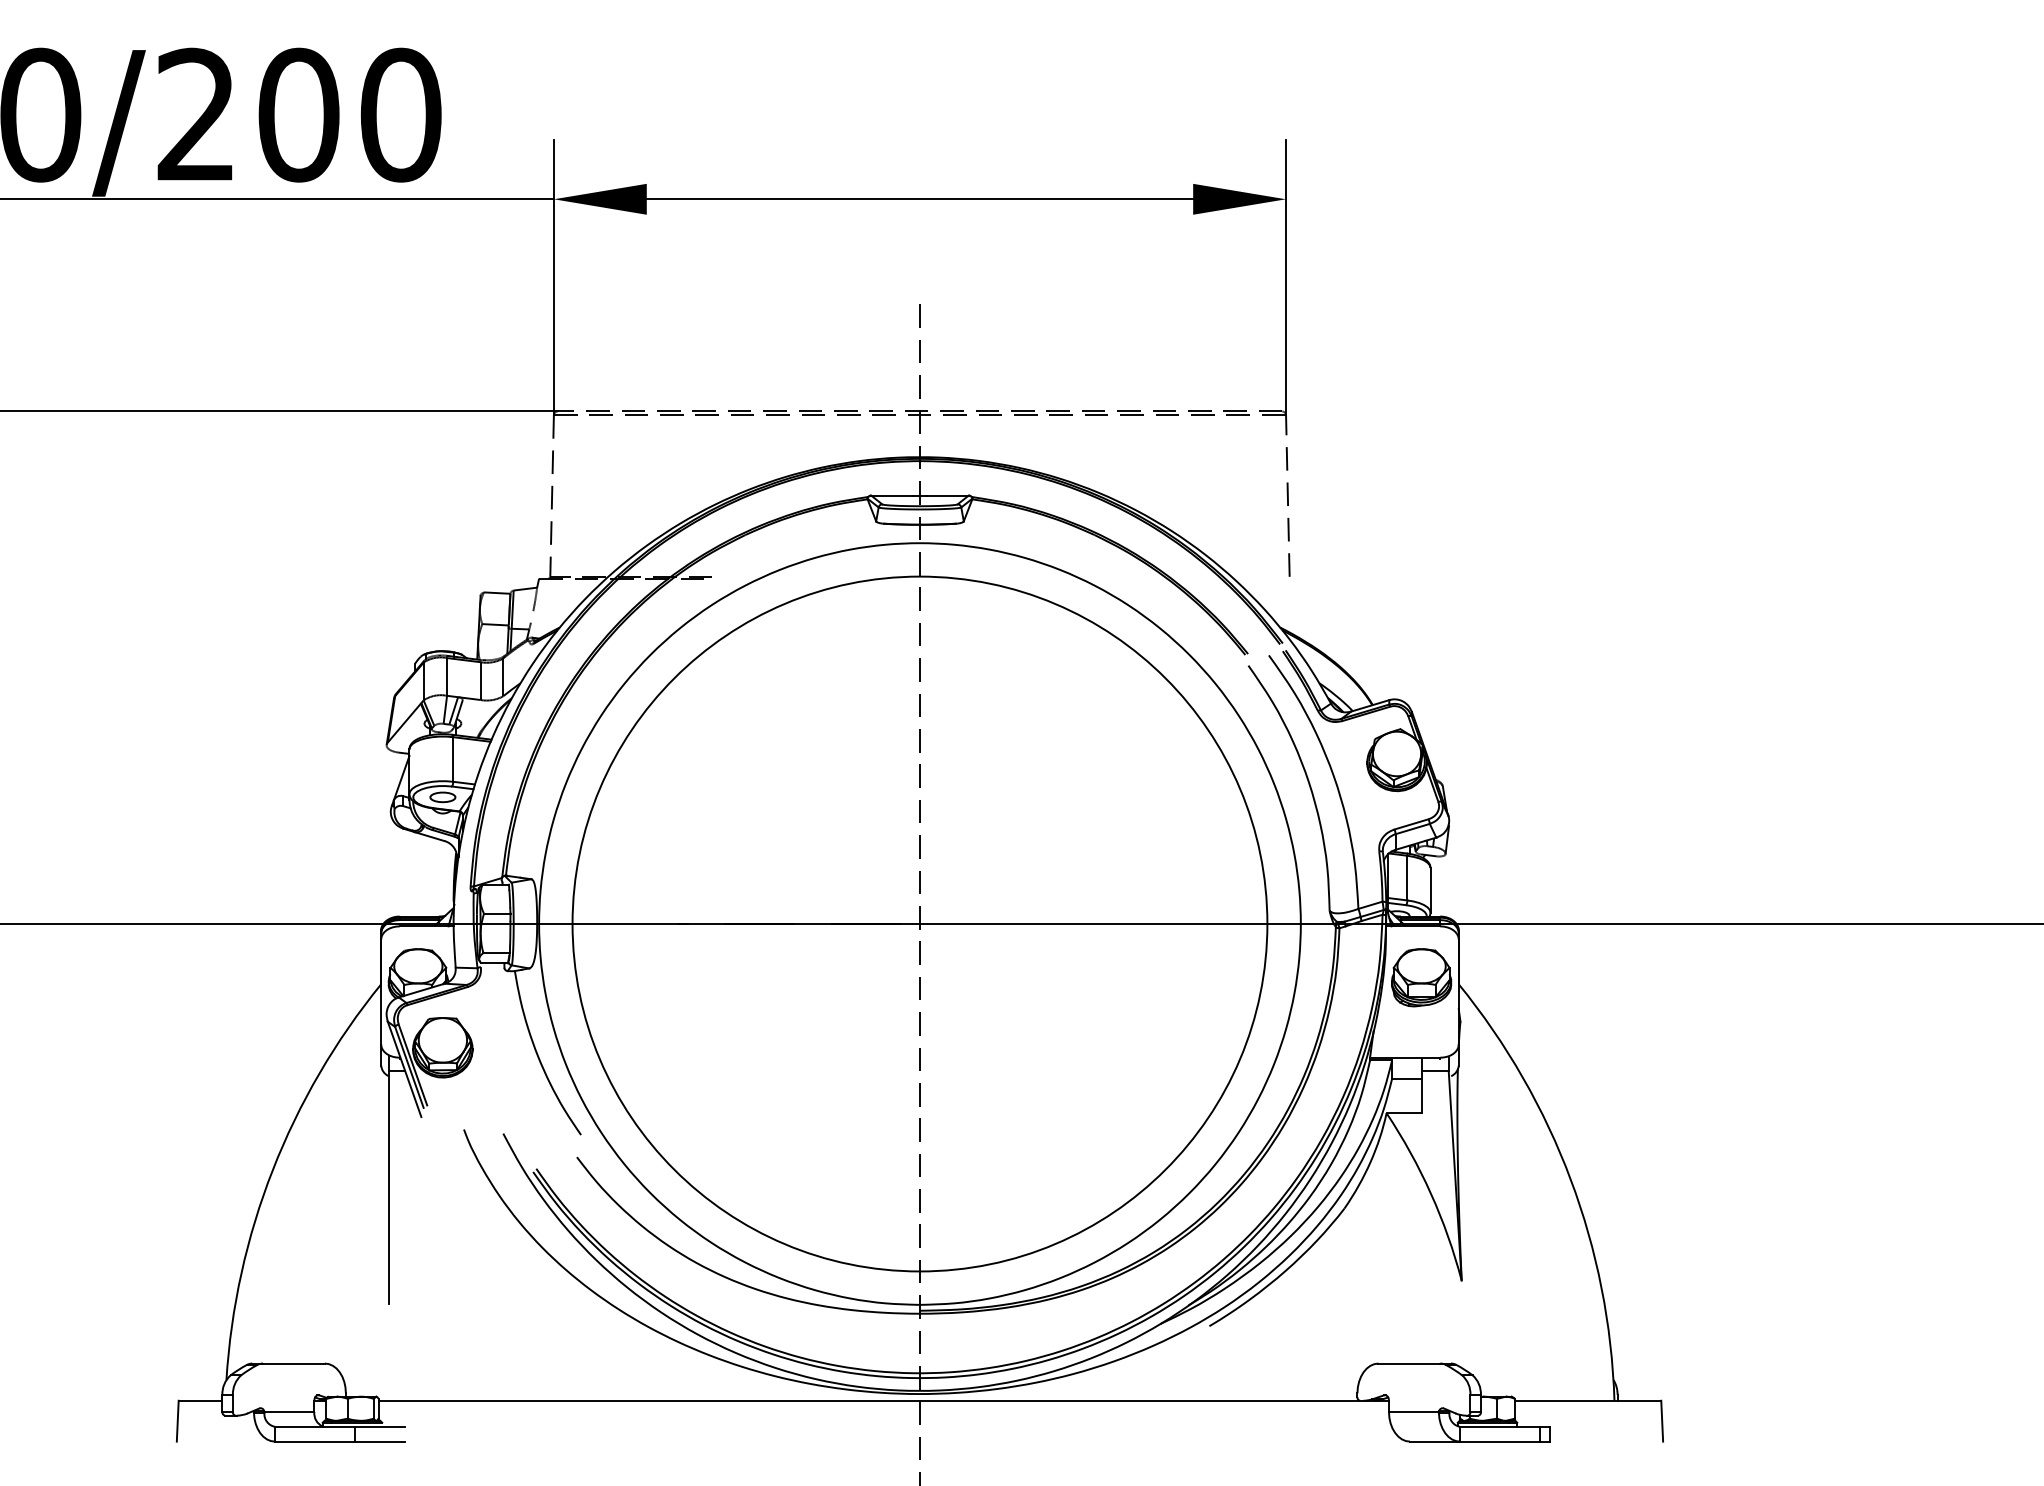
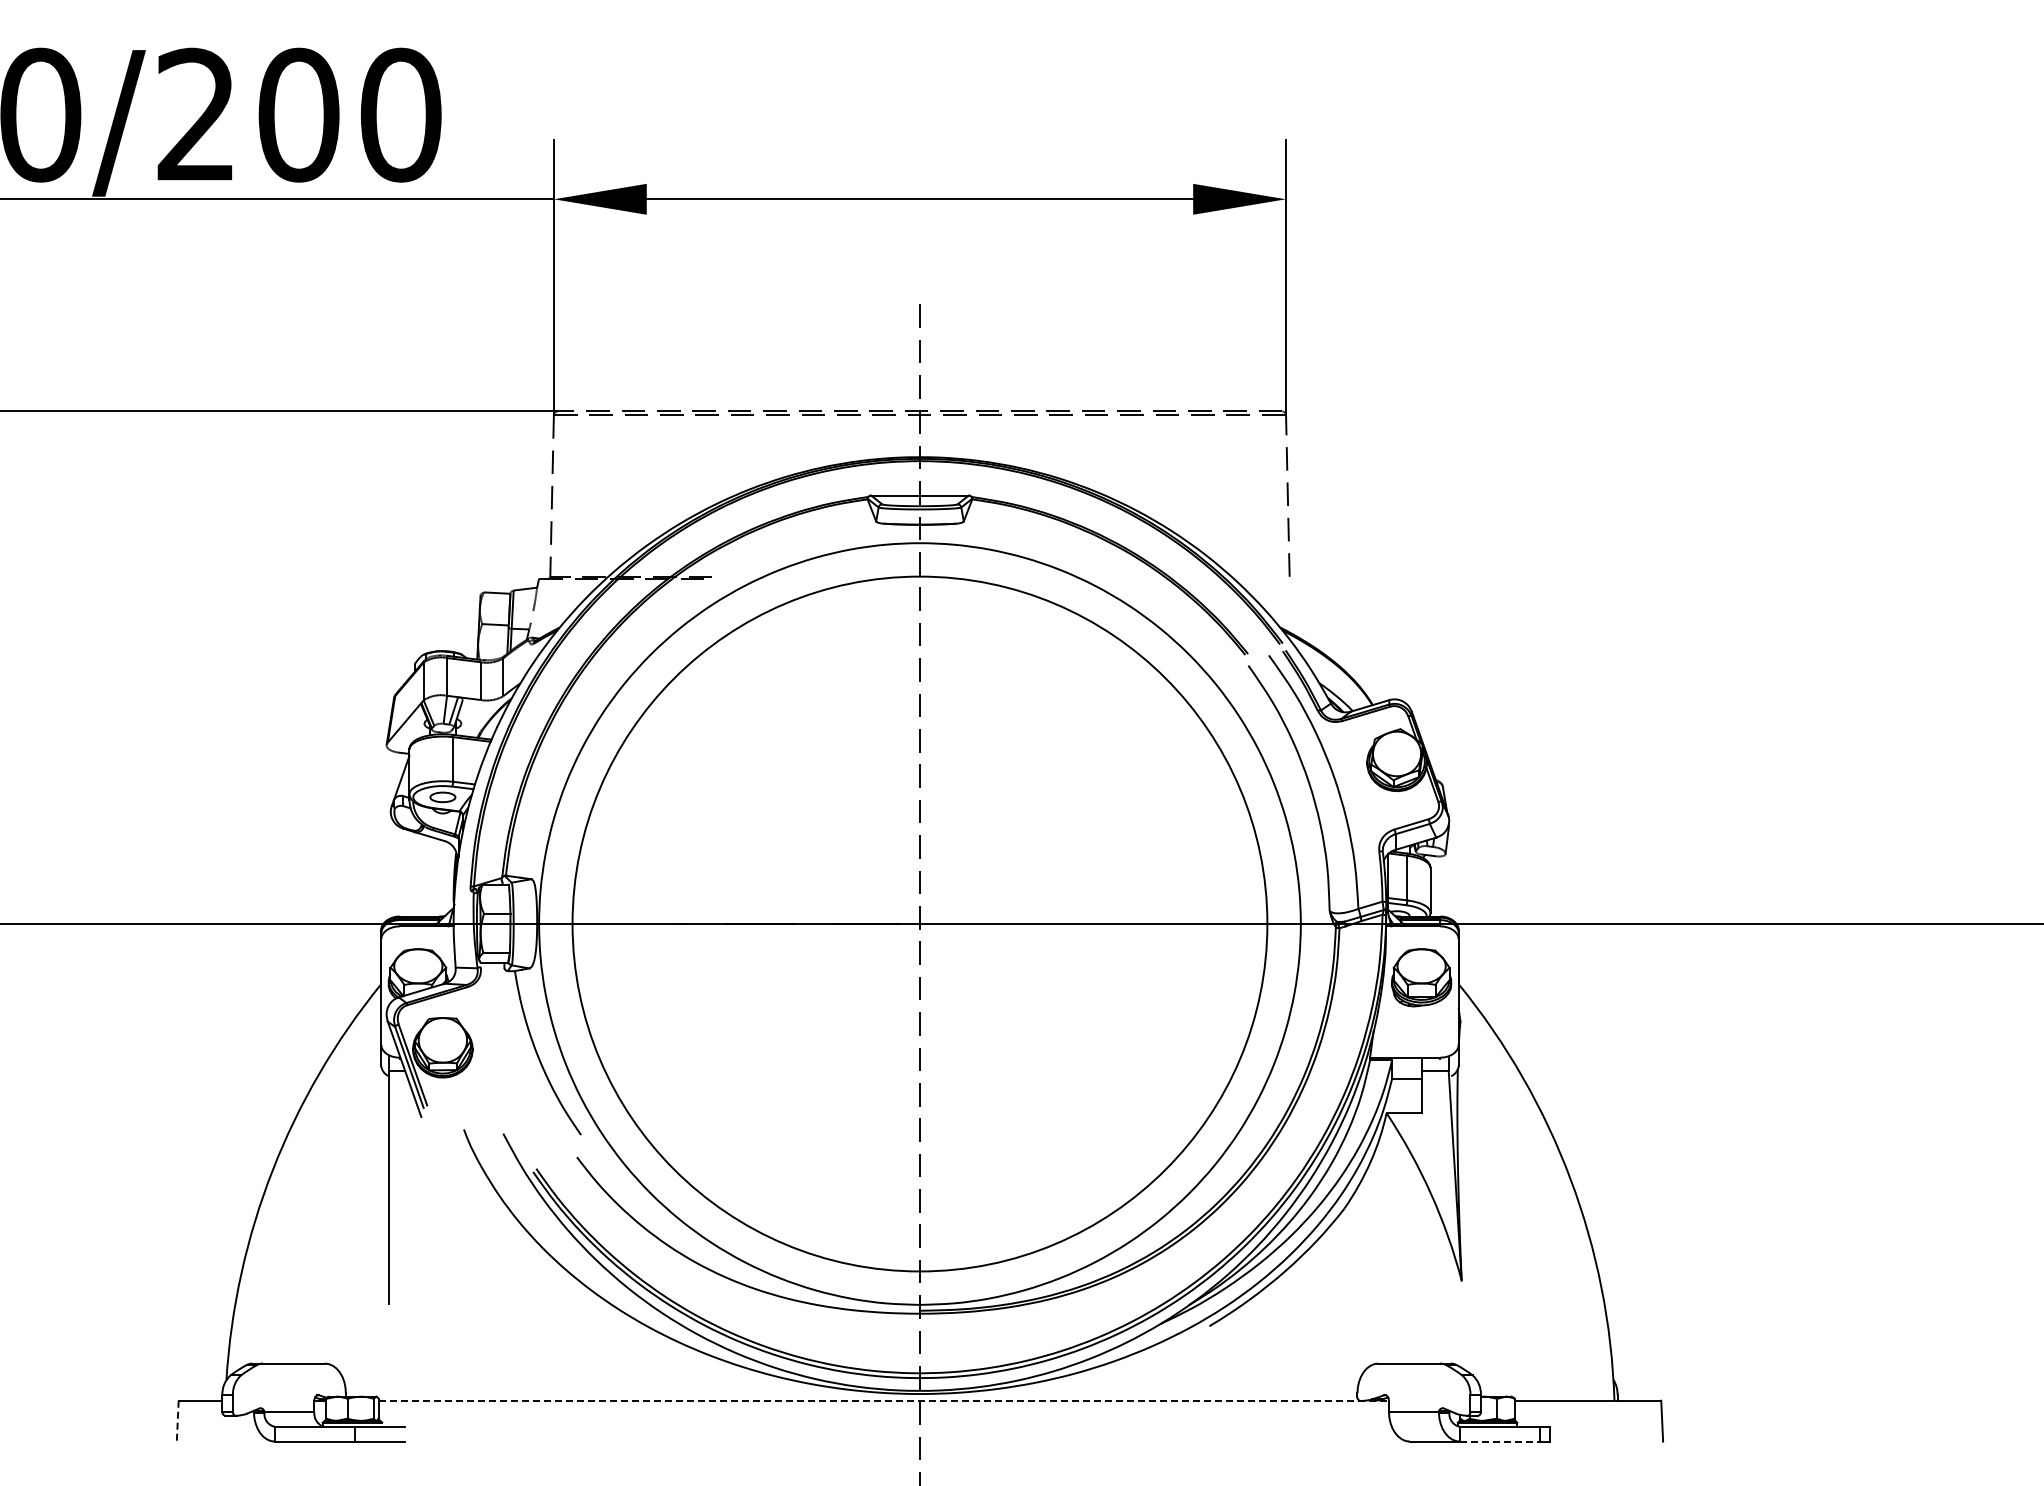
line: solid -> dashed (884, 1400)
line: solid -> dashed (177, 1421)
line: solid -> dashed (1500, 1441)
